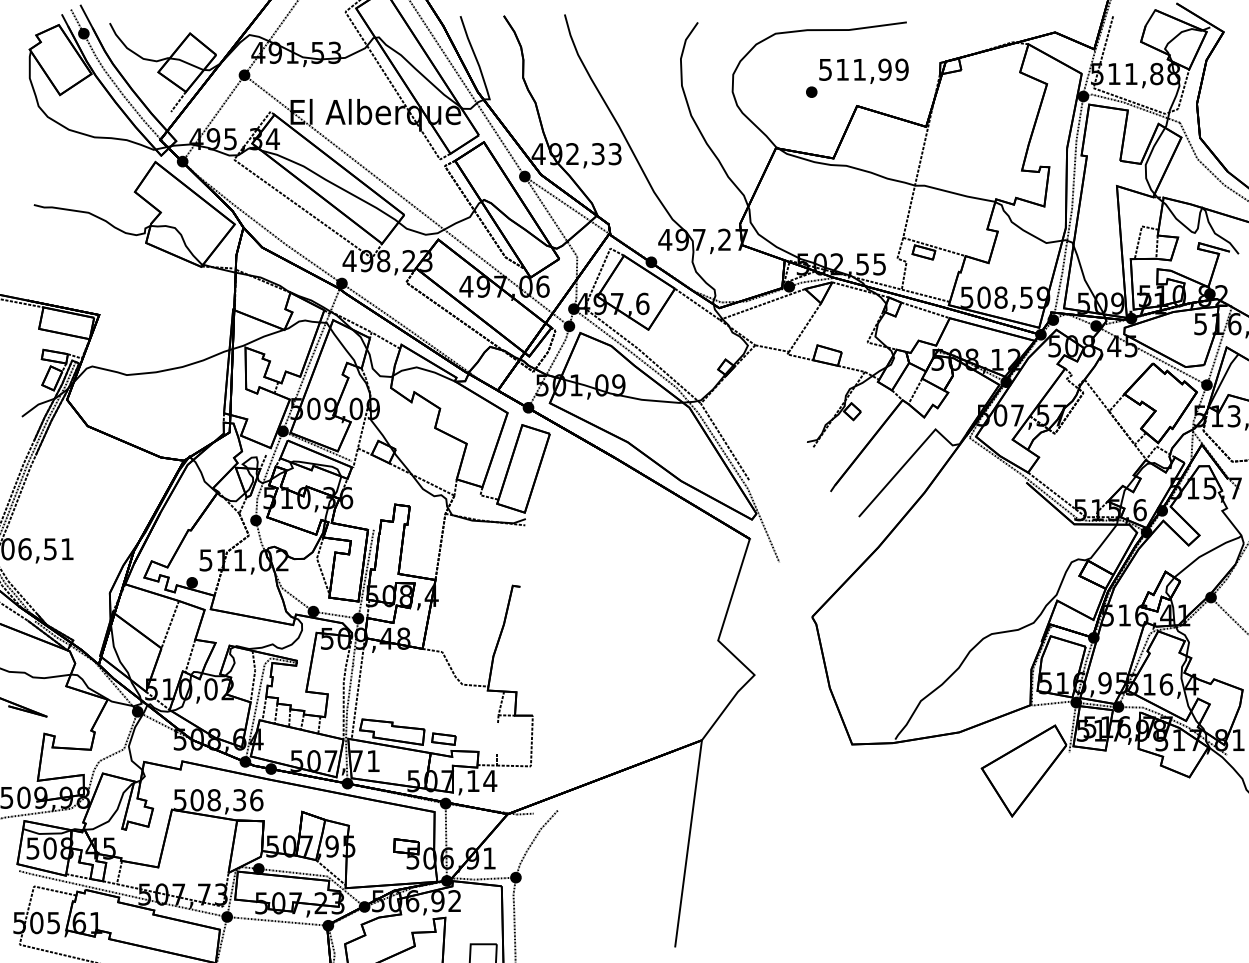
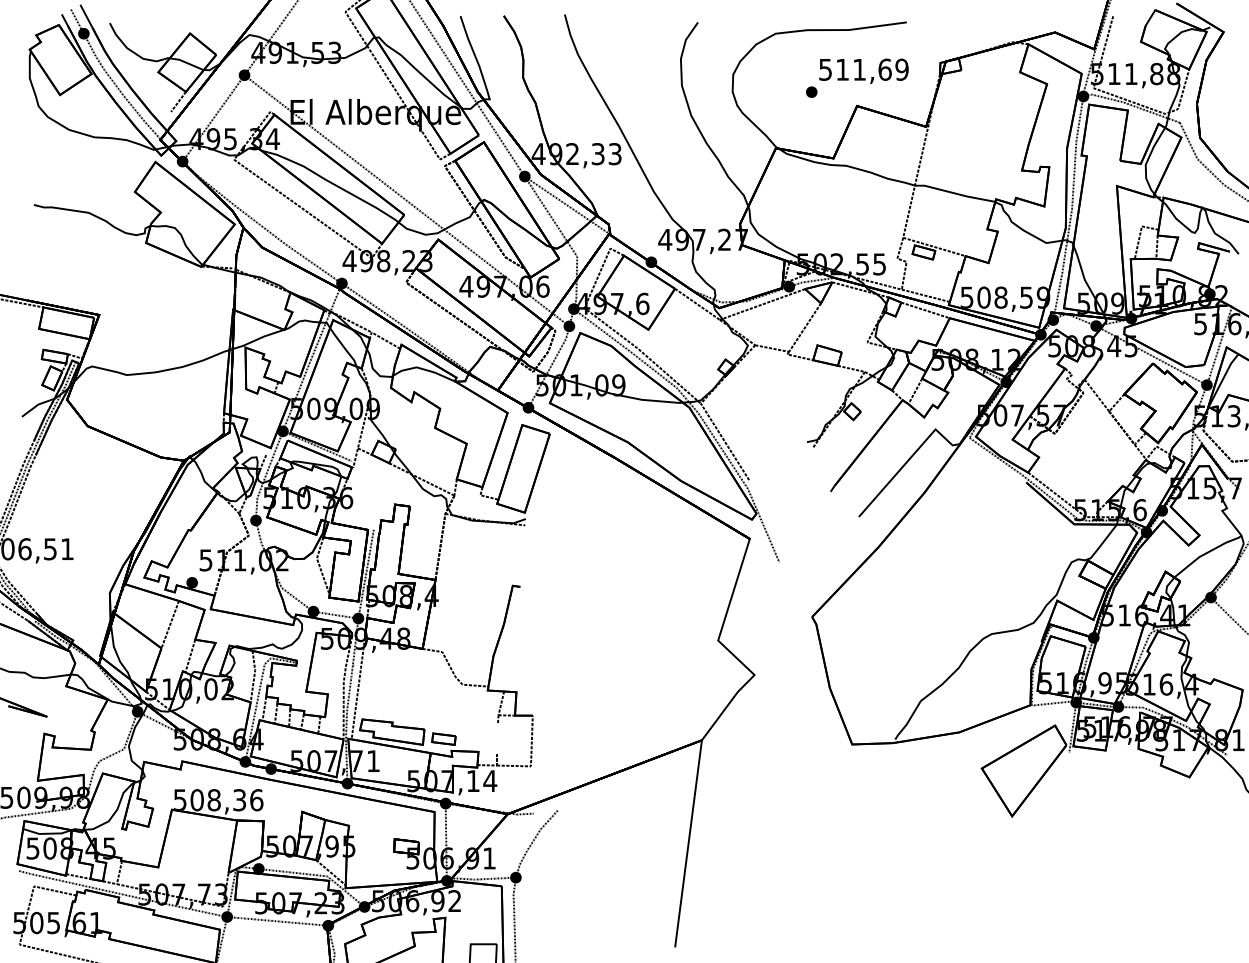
text: 511,99 -> 511,69 (884, 69)
